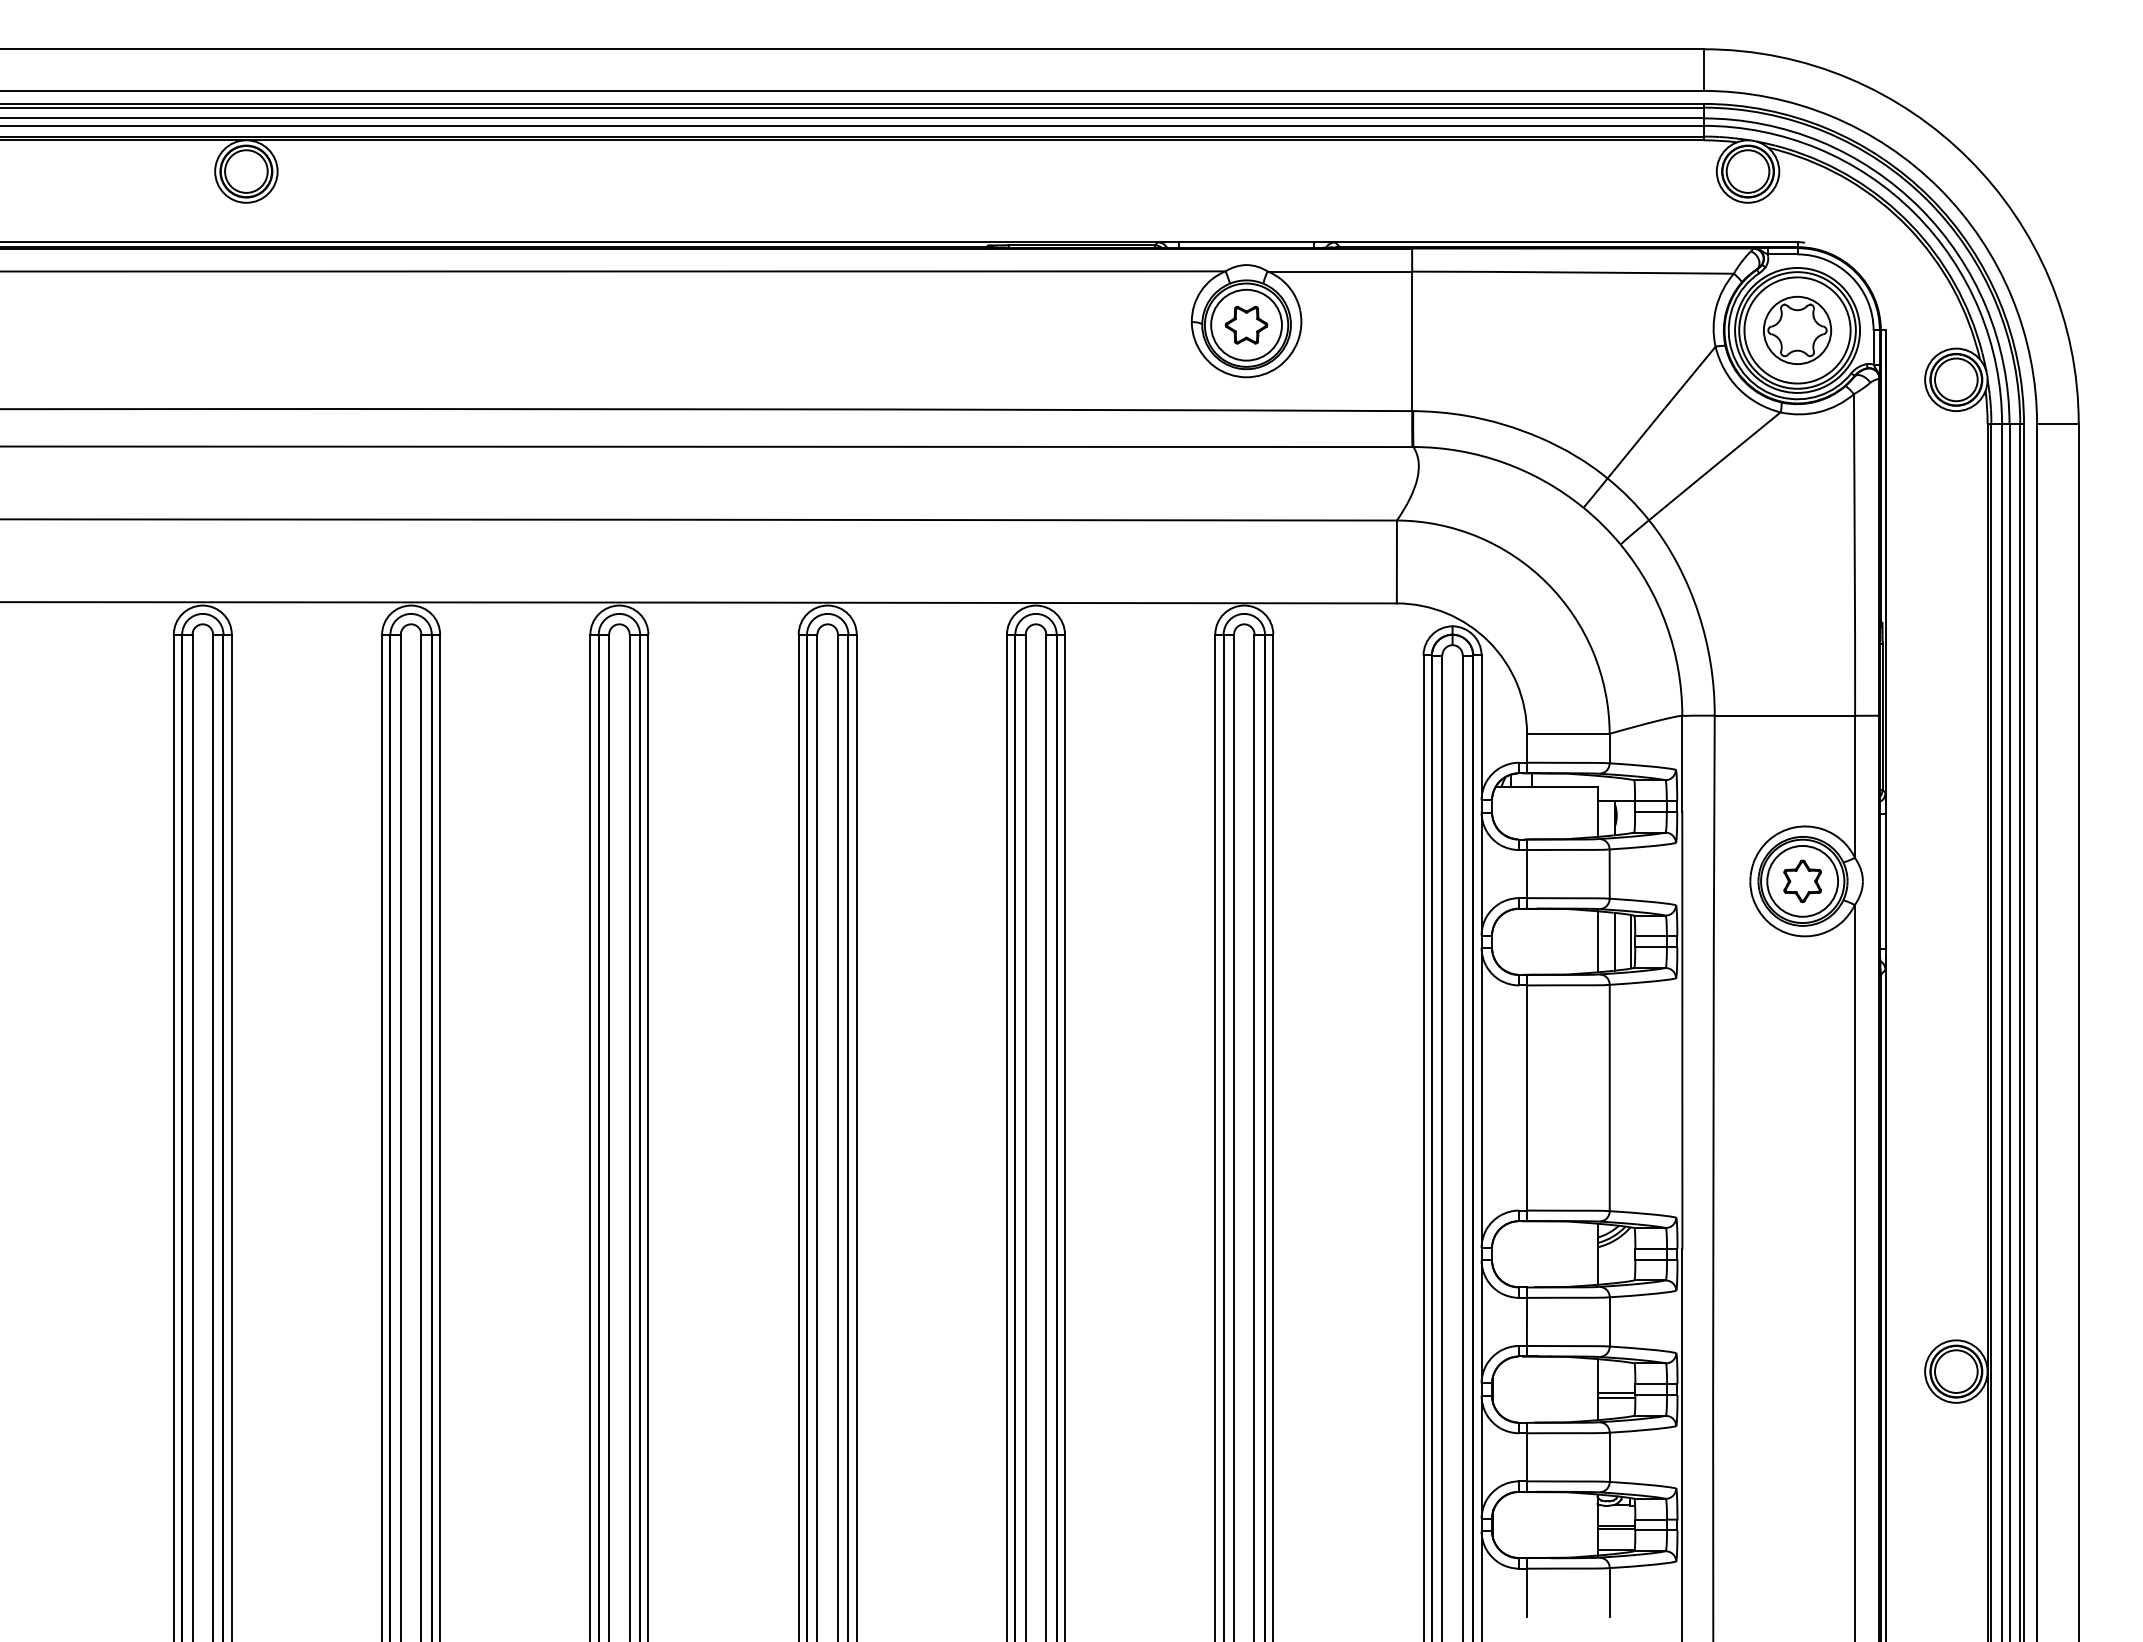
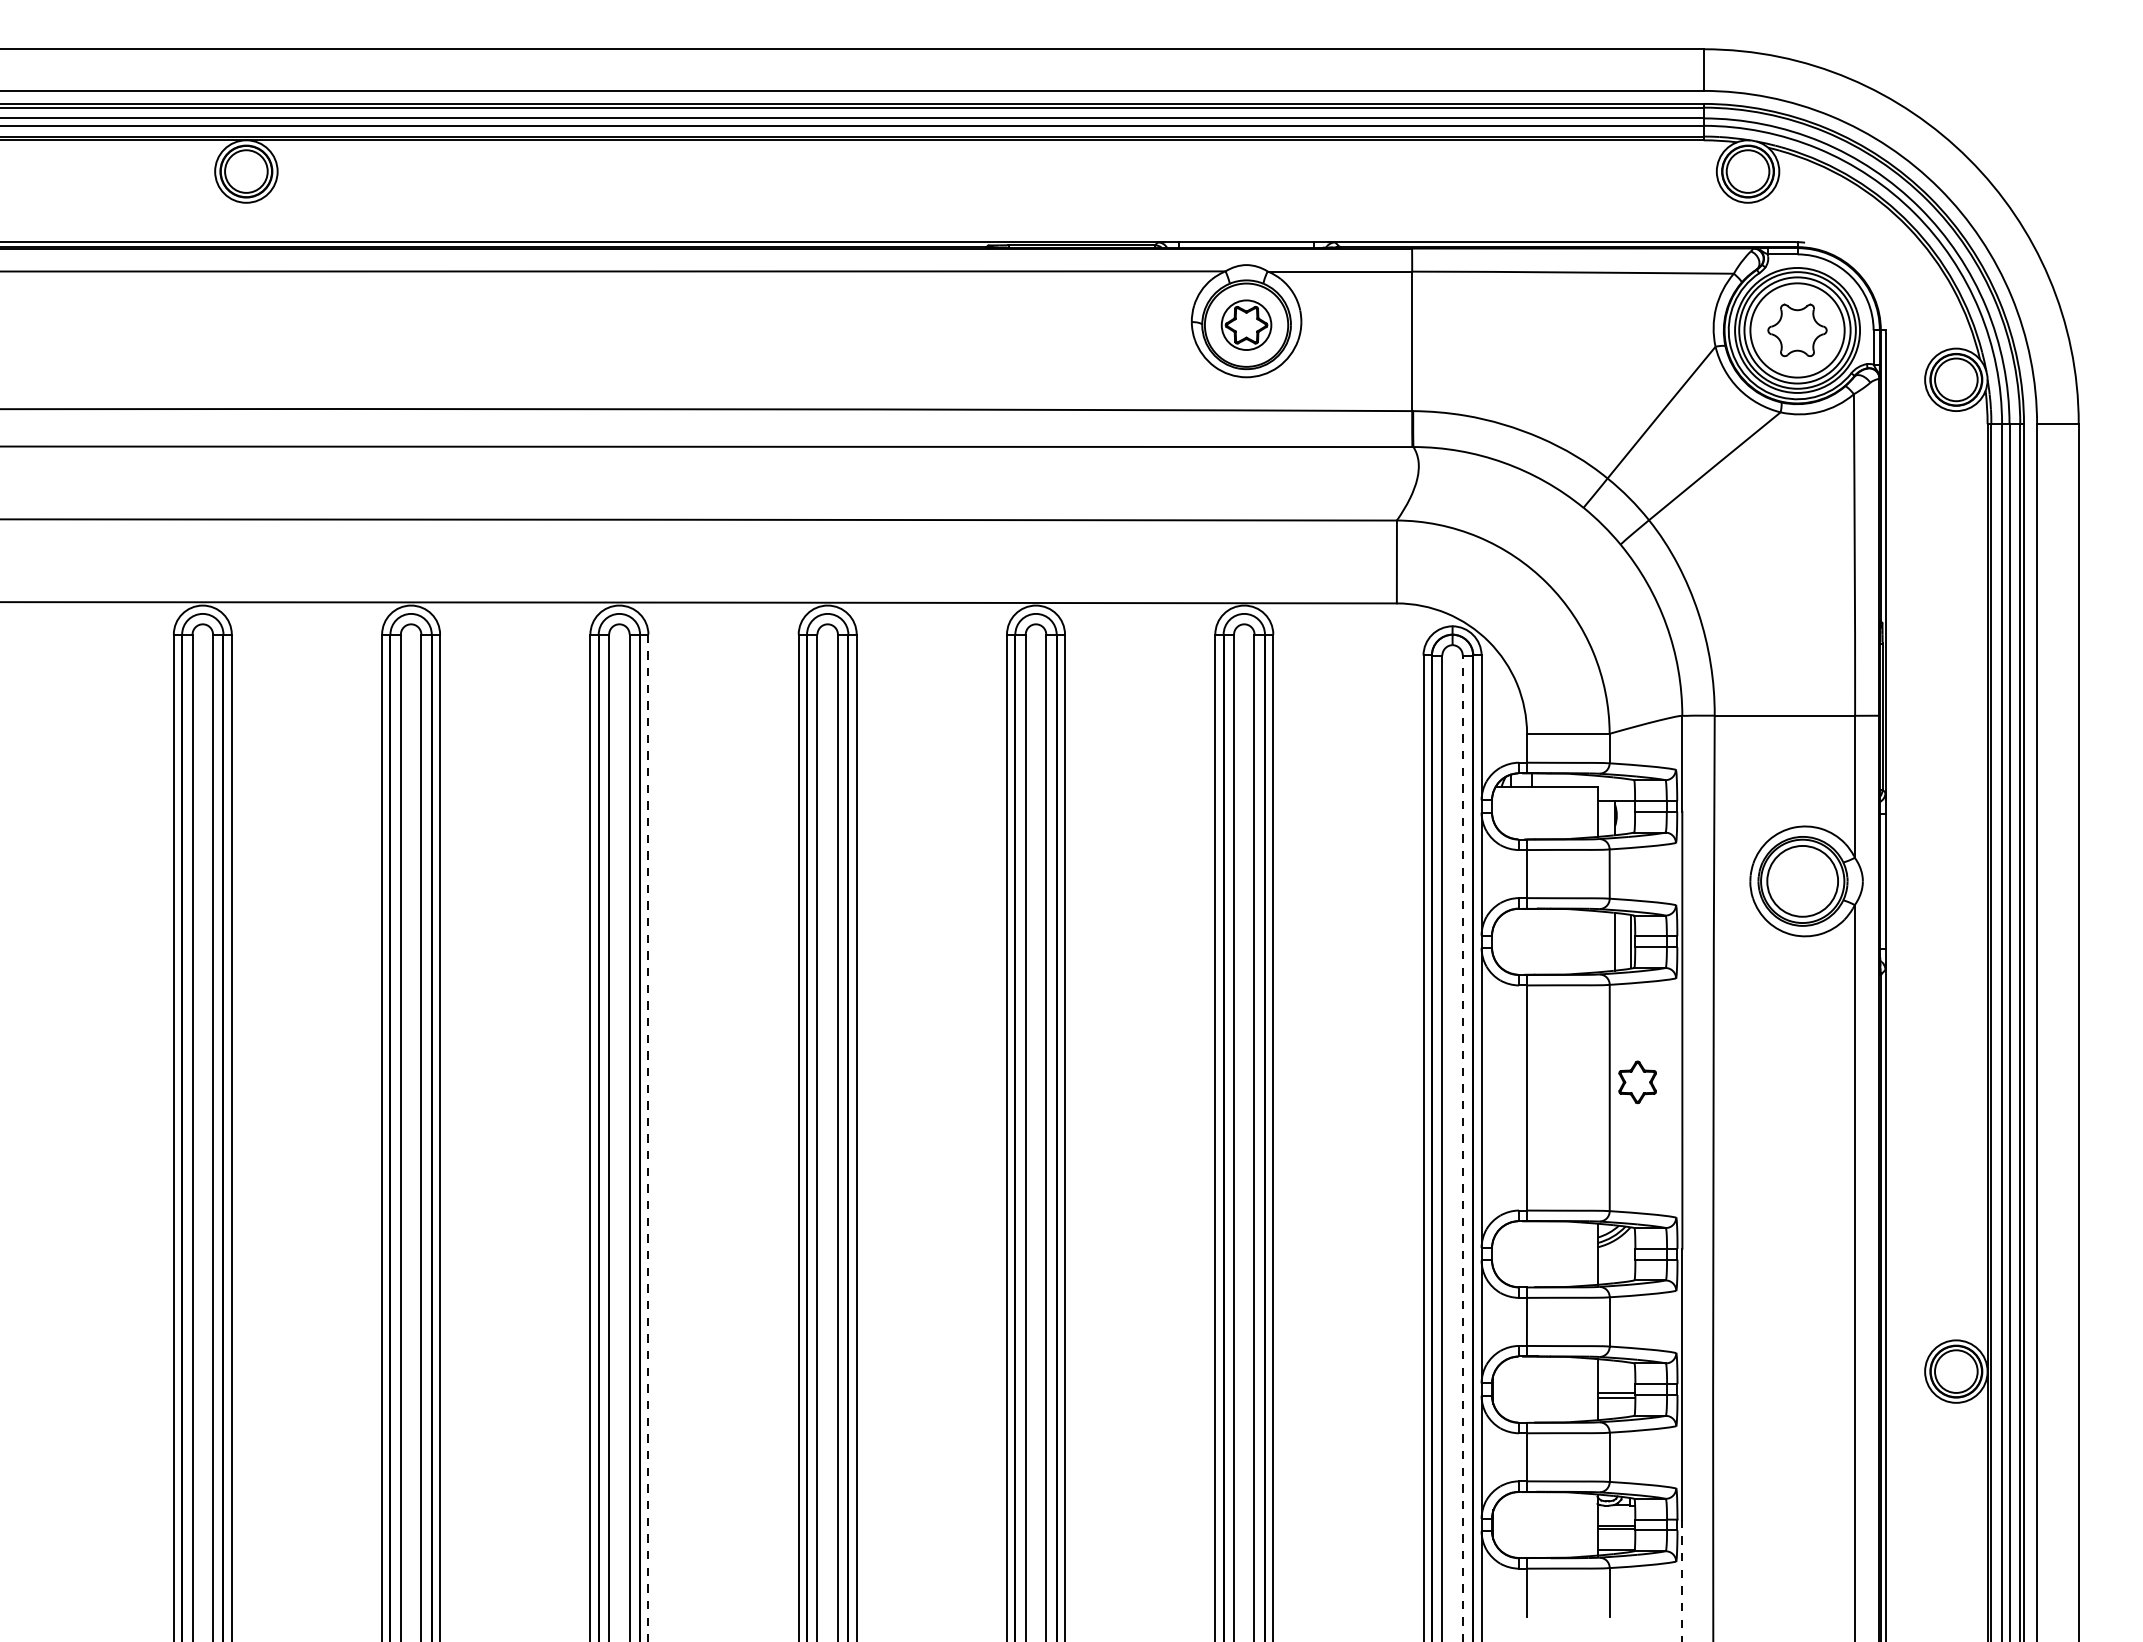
circle diameter: 71 px -> 50 px (1246, 325)
circle diameter: 67 px -> 94 px (1797, 330)
part position: (1802, 881) -> (1637, 1082) (1637, 1082)
line: present -> none (1597, 941)
line: solid -> dashed (648, 1137)
line: solid -> dashed (1462, 1148)
line: solid -> dashed (1682, 1580)
